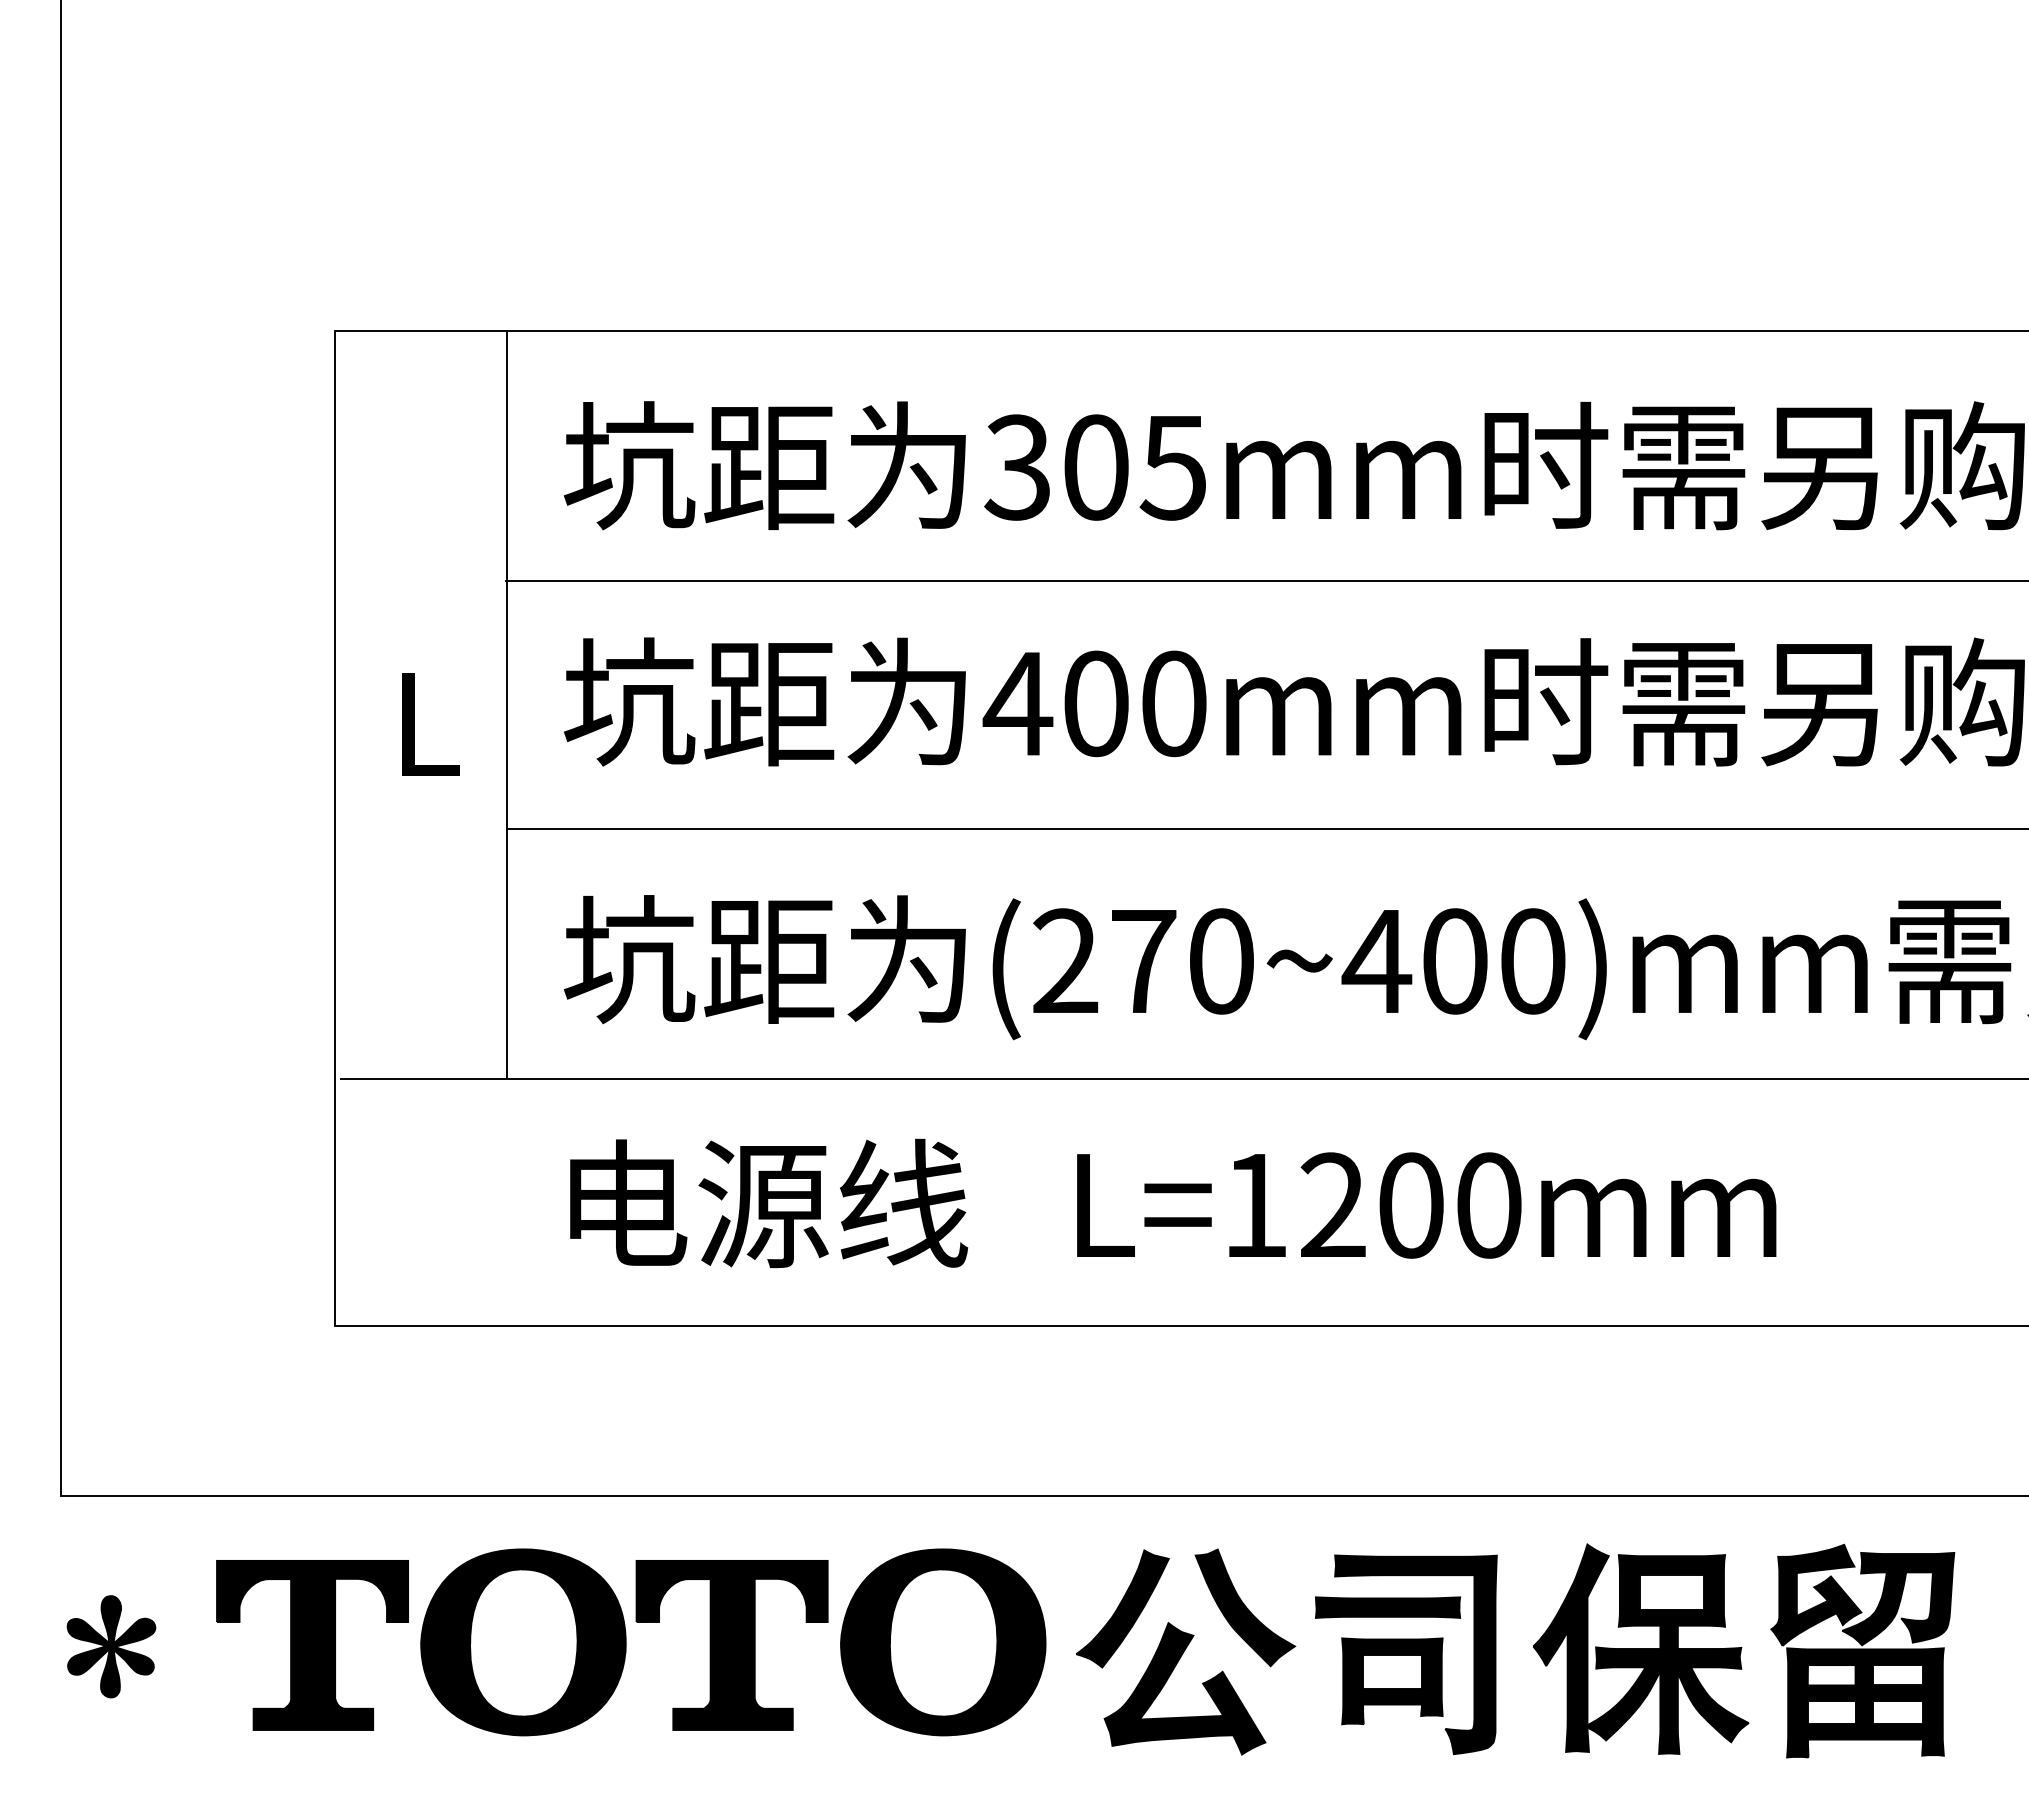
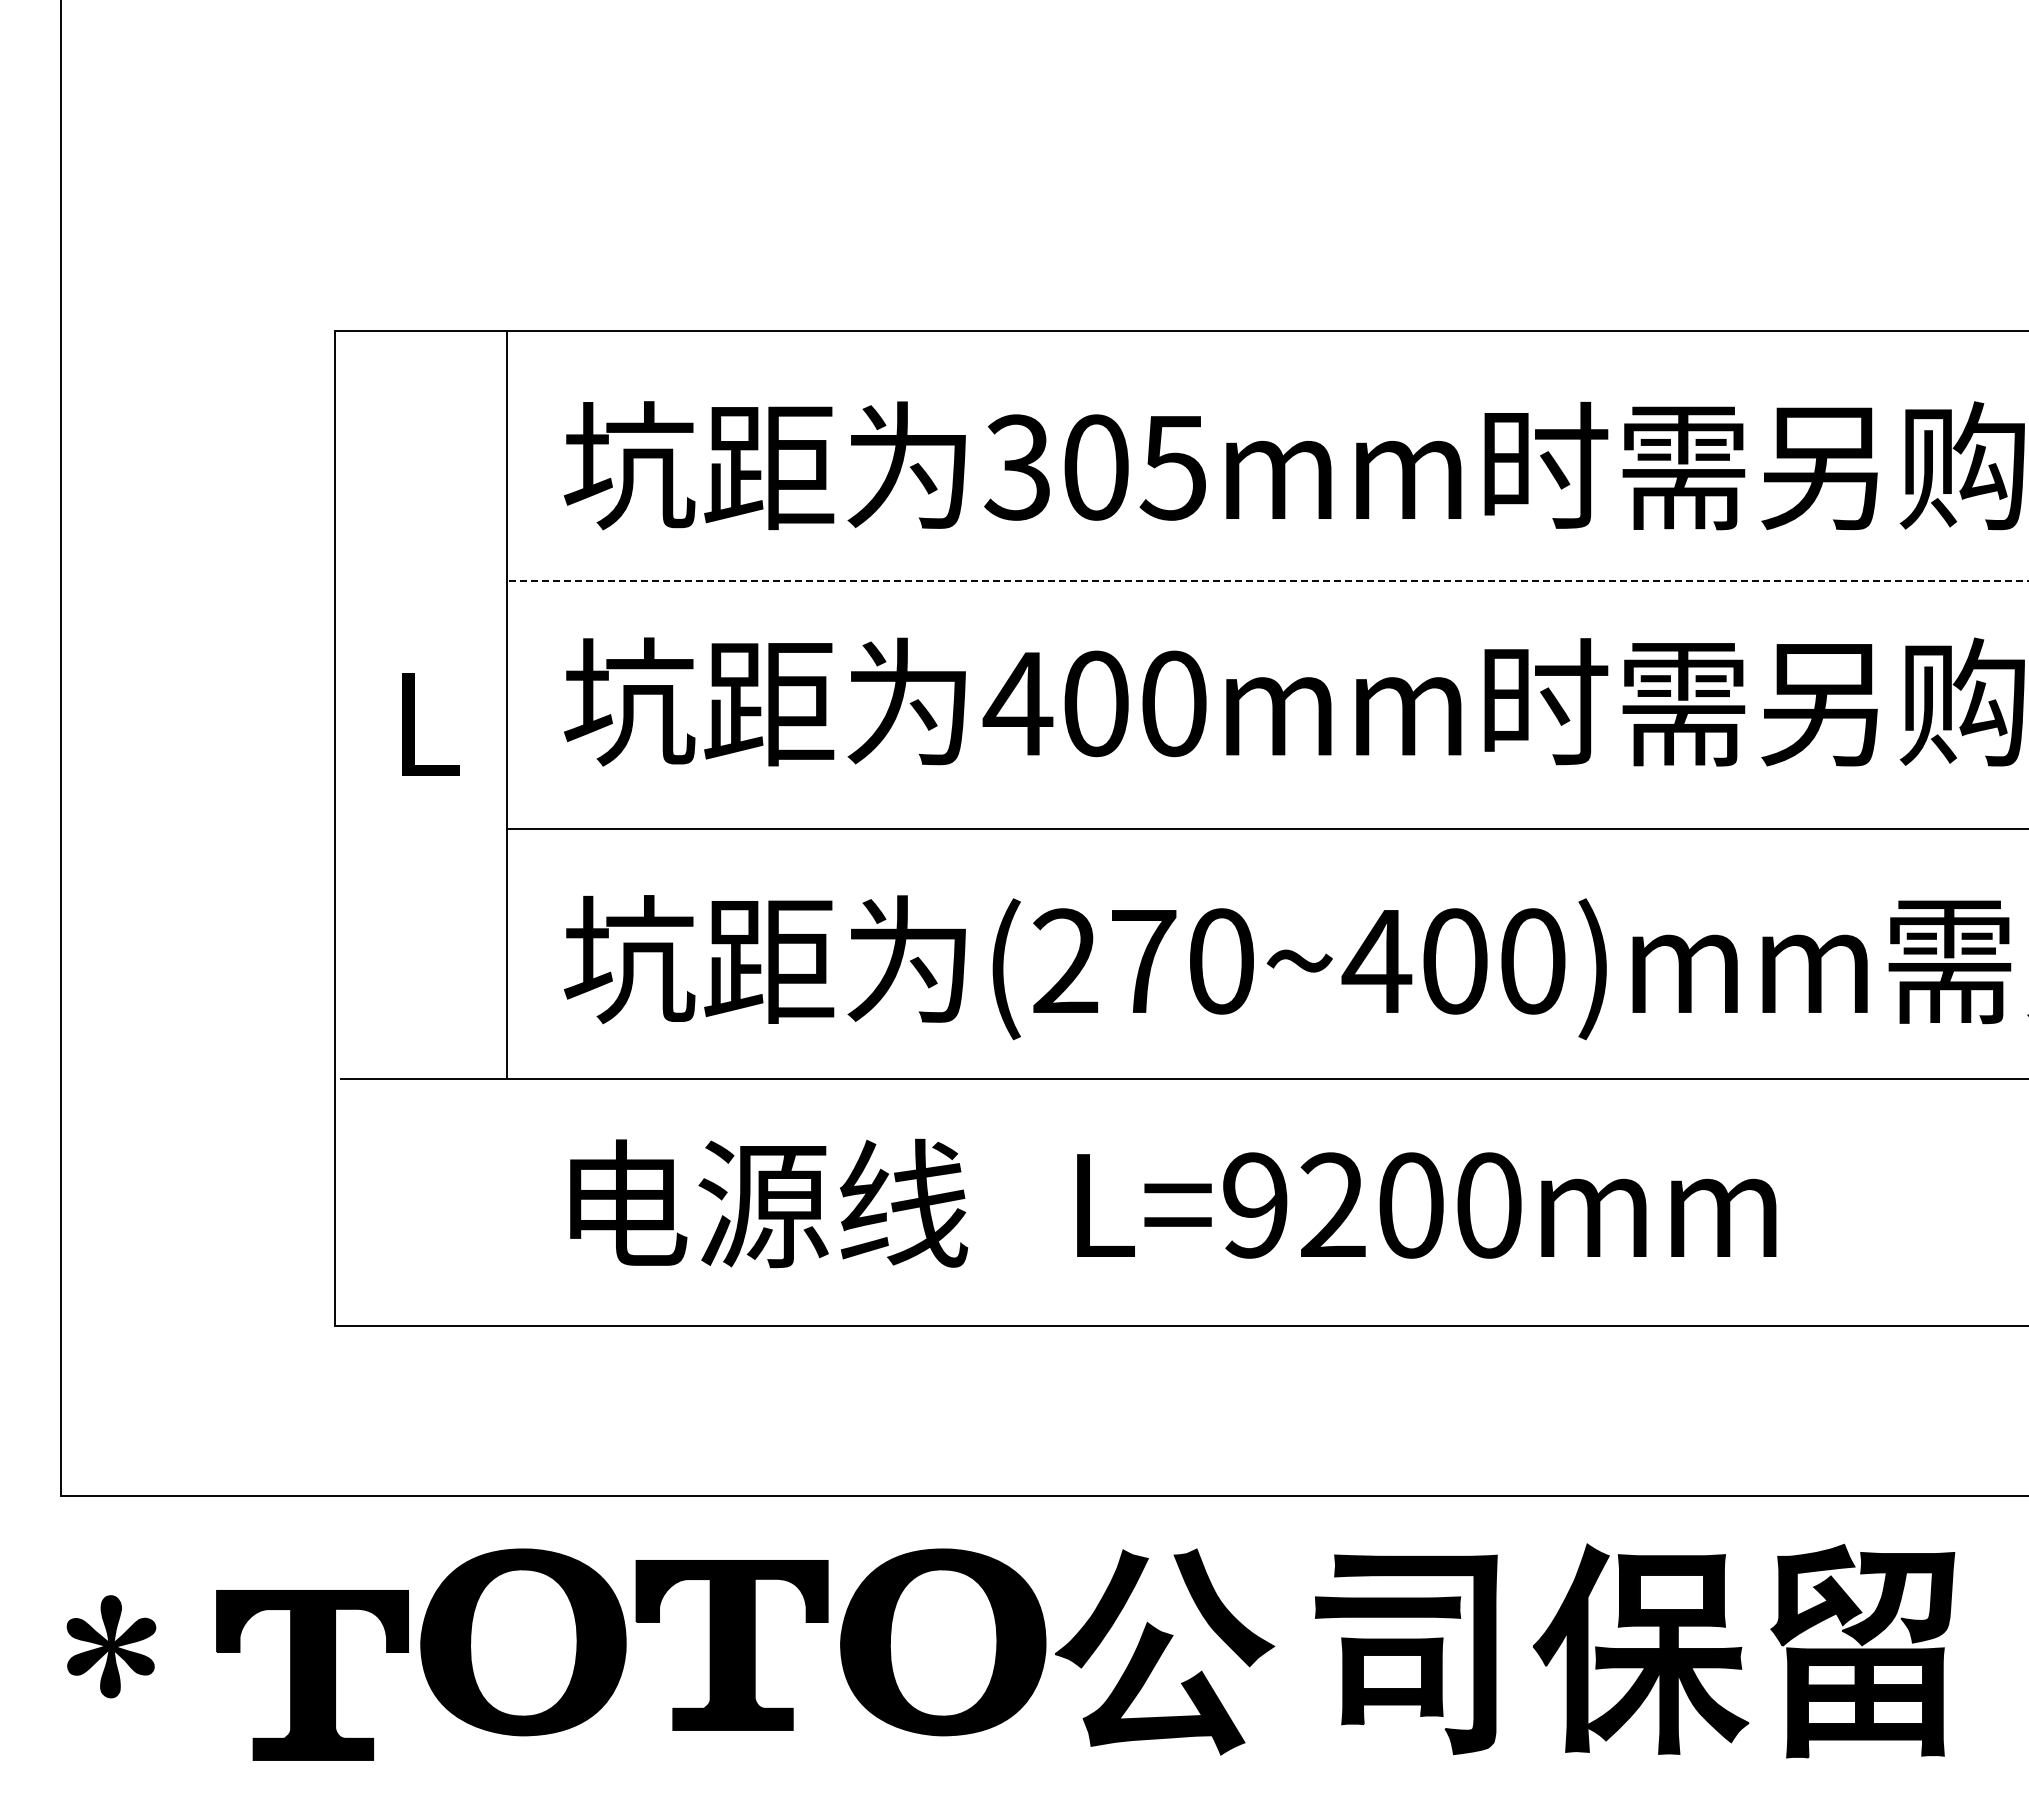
line: solid -> dashed (1266, 581)
text: L=1200mm -> L=9200mm (1255, 1205)
part position: (312, 1645) -> (312, 1675) (312, 1675)
part position: (1186, 1651) -> (1165, 1651) (1165, 1651)
